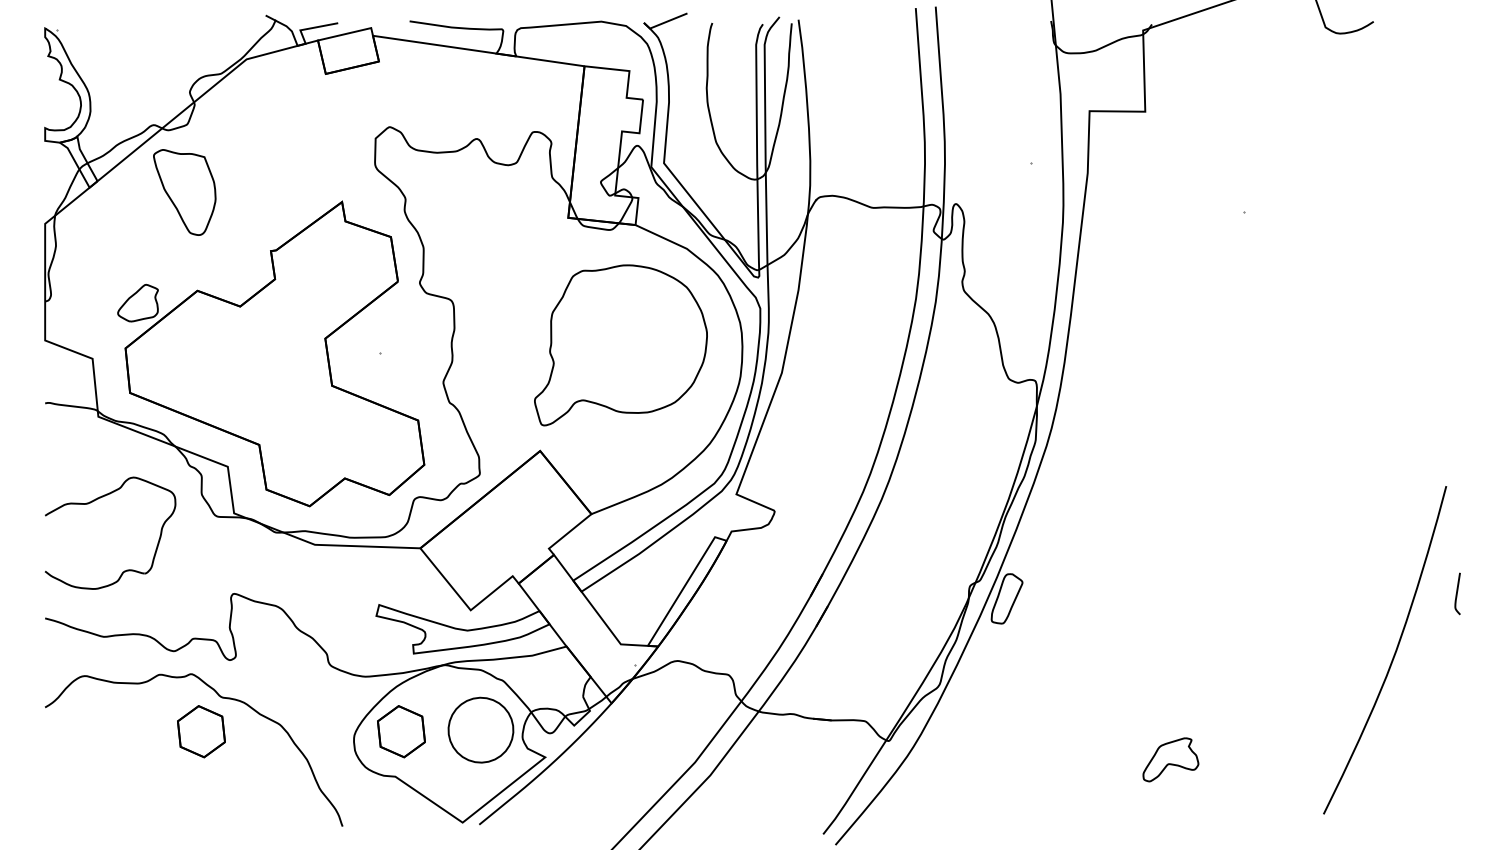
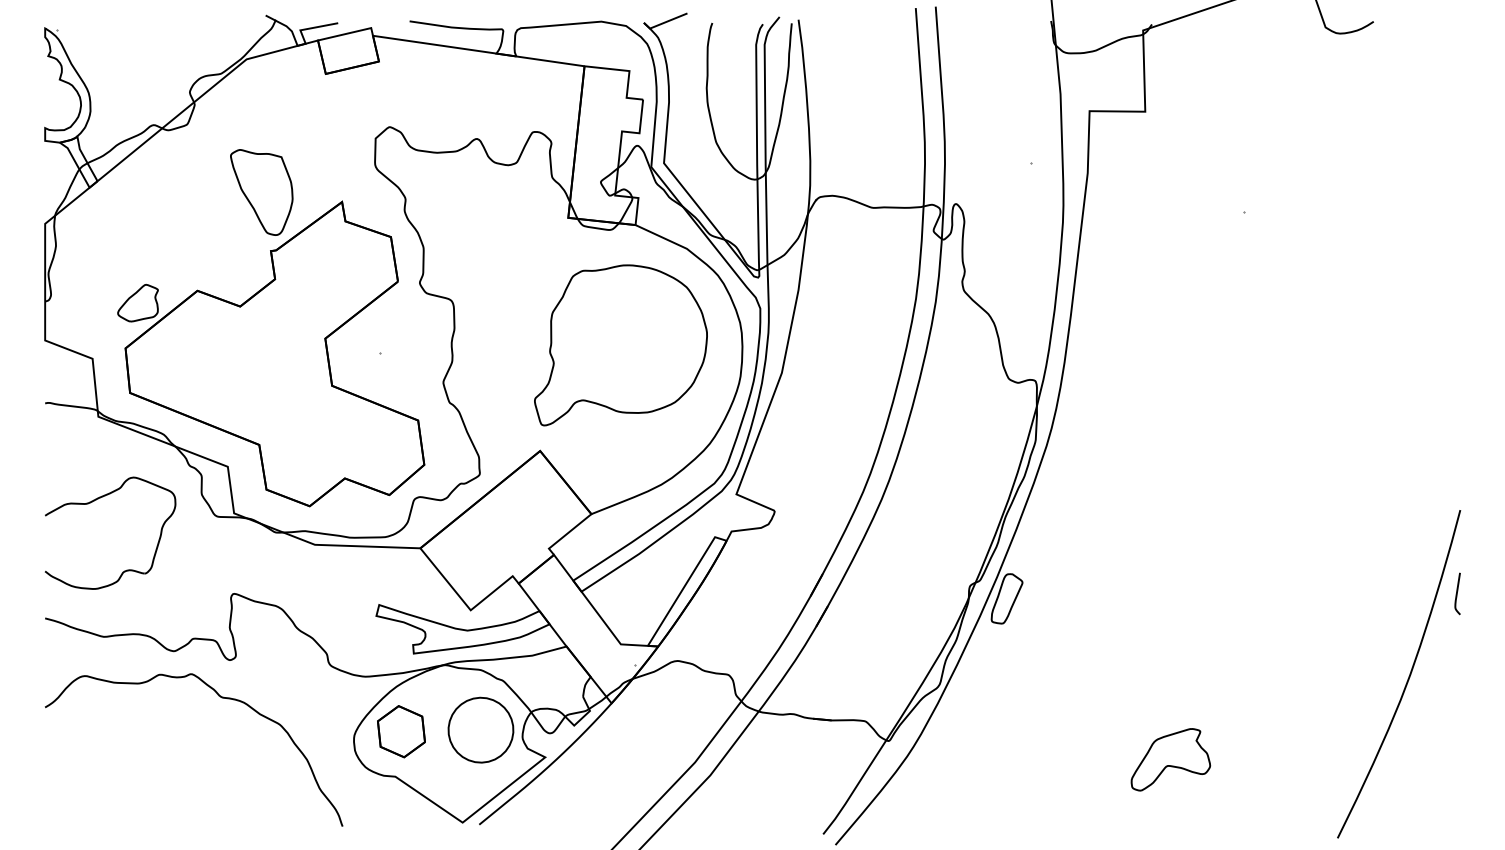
part position: (184, 192) -> (261, 192) (261, 192)
curve position: (1393, 654) -> (1407, 678) (1407, 678)
part: present -> none (201, 731)
part size: 58x46 px -> 82x64 px (1170, 759)
